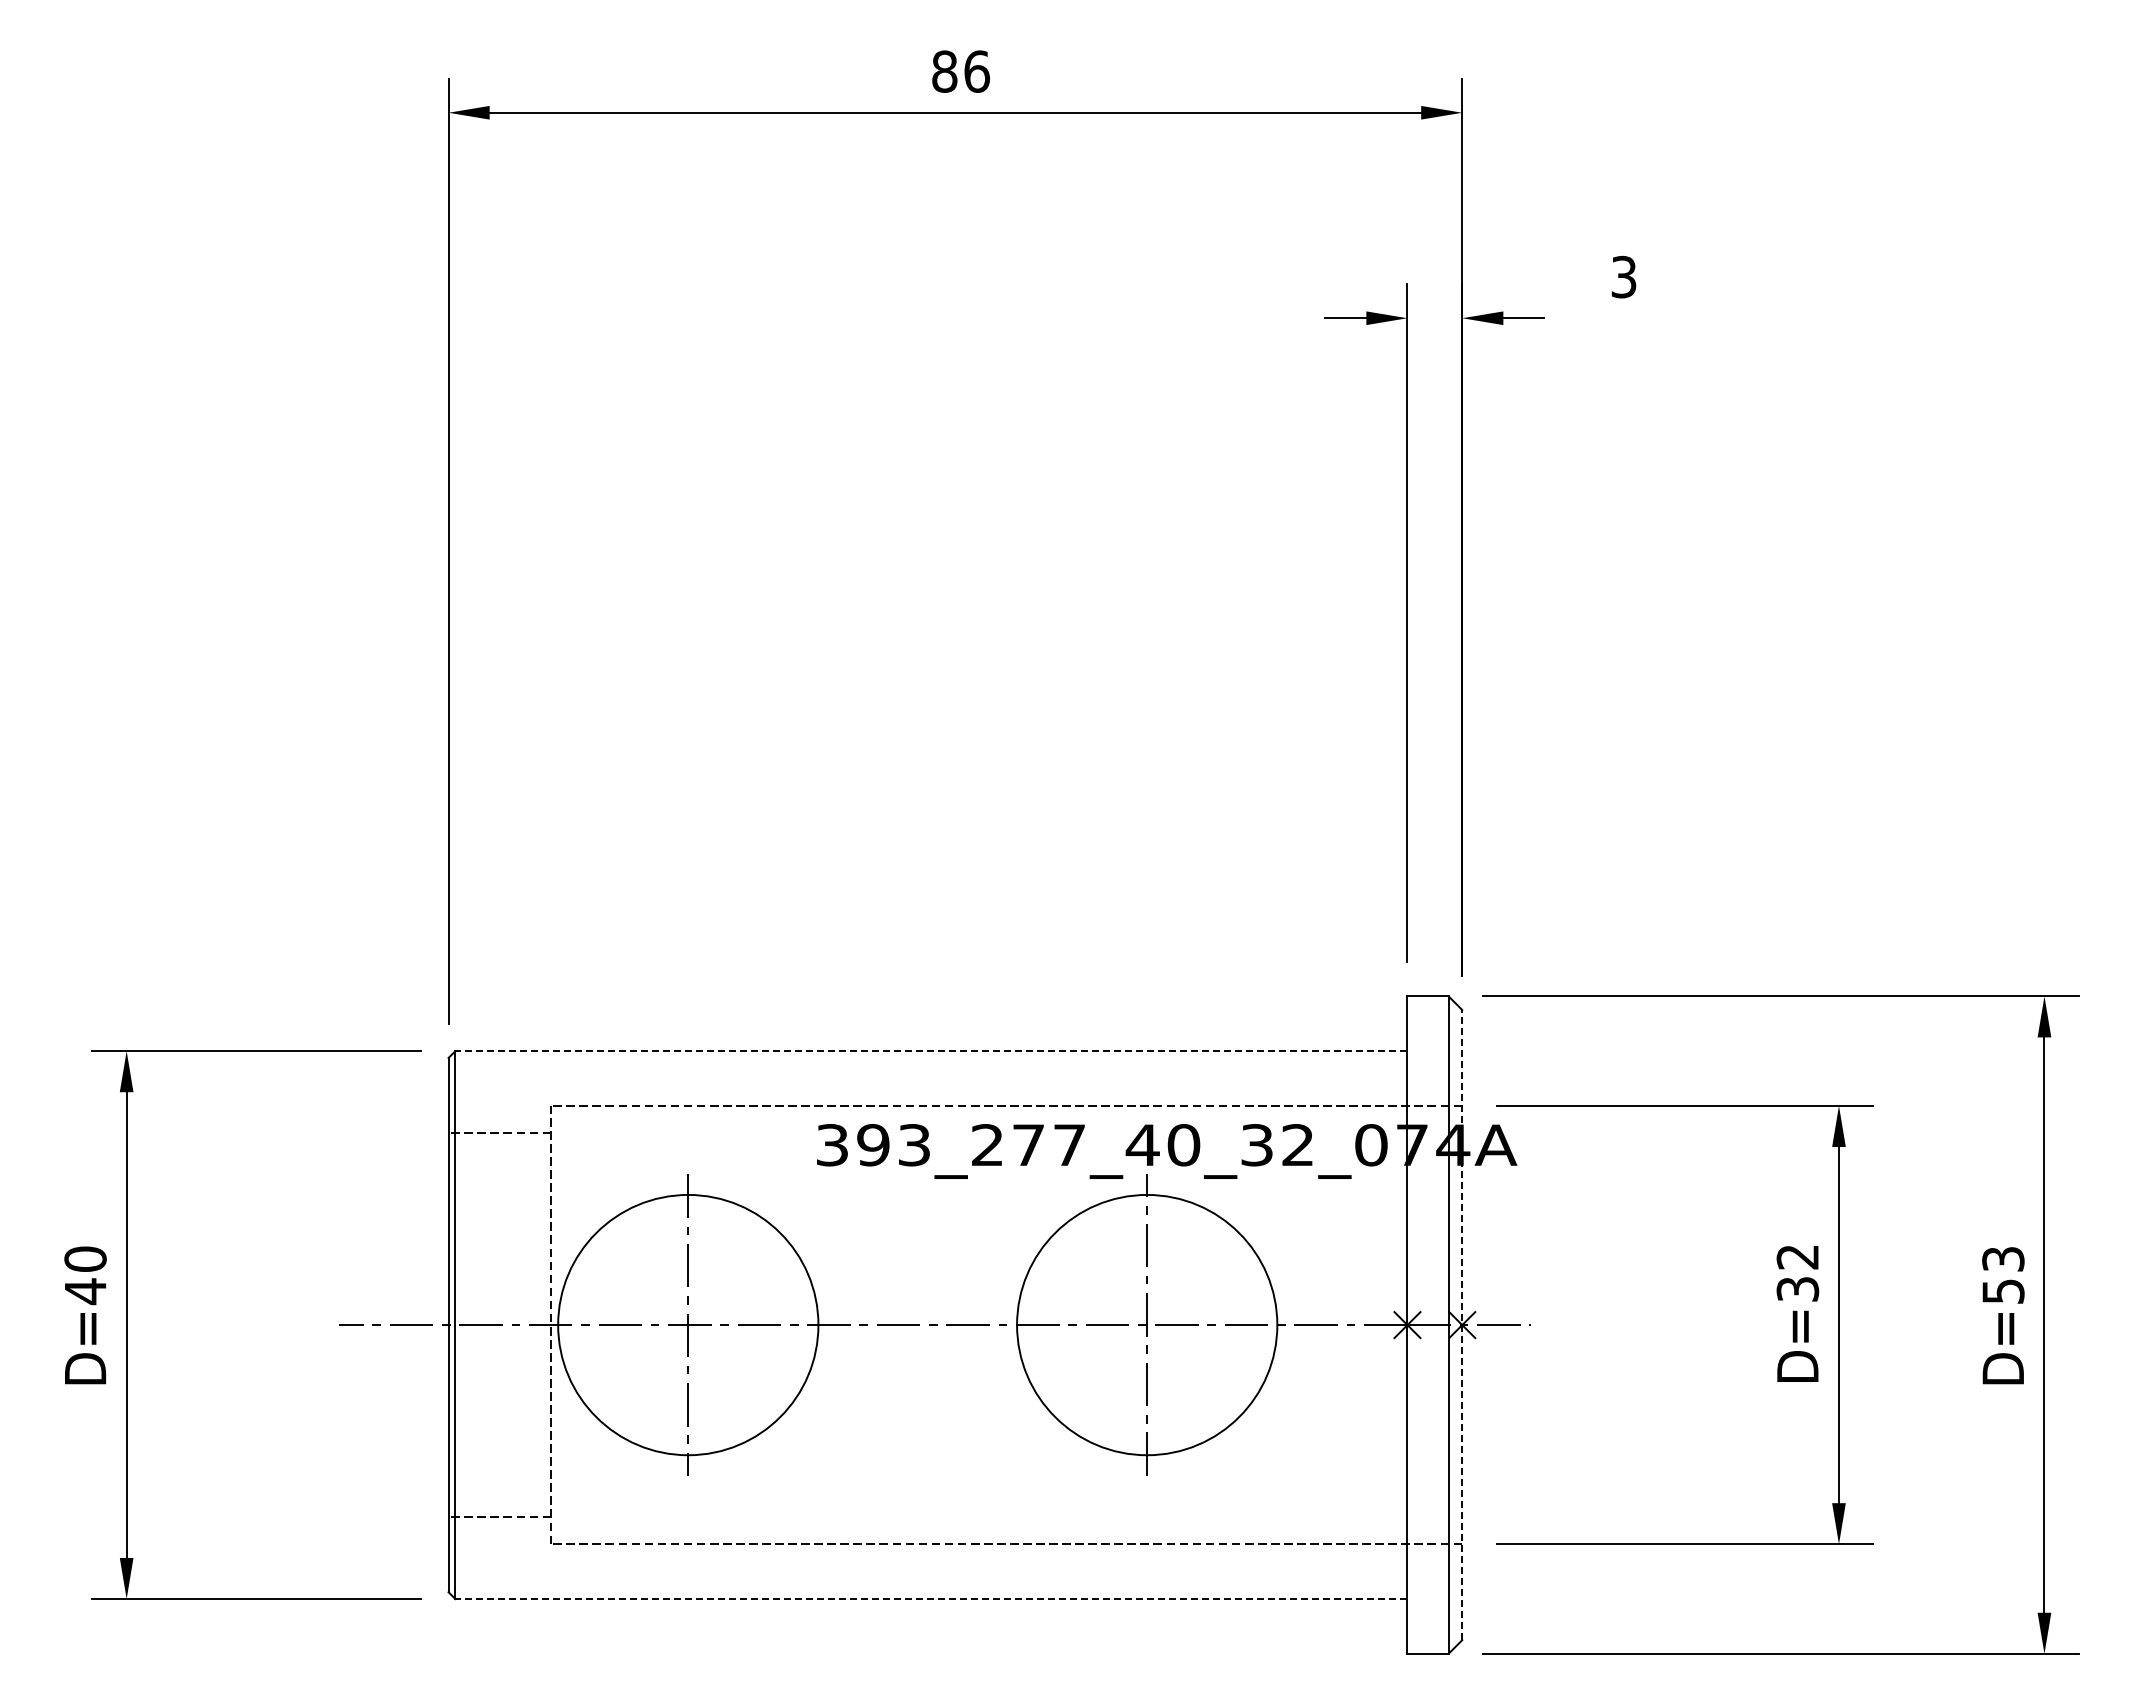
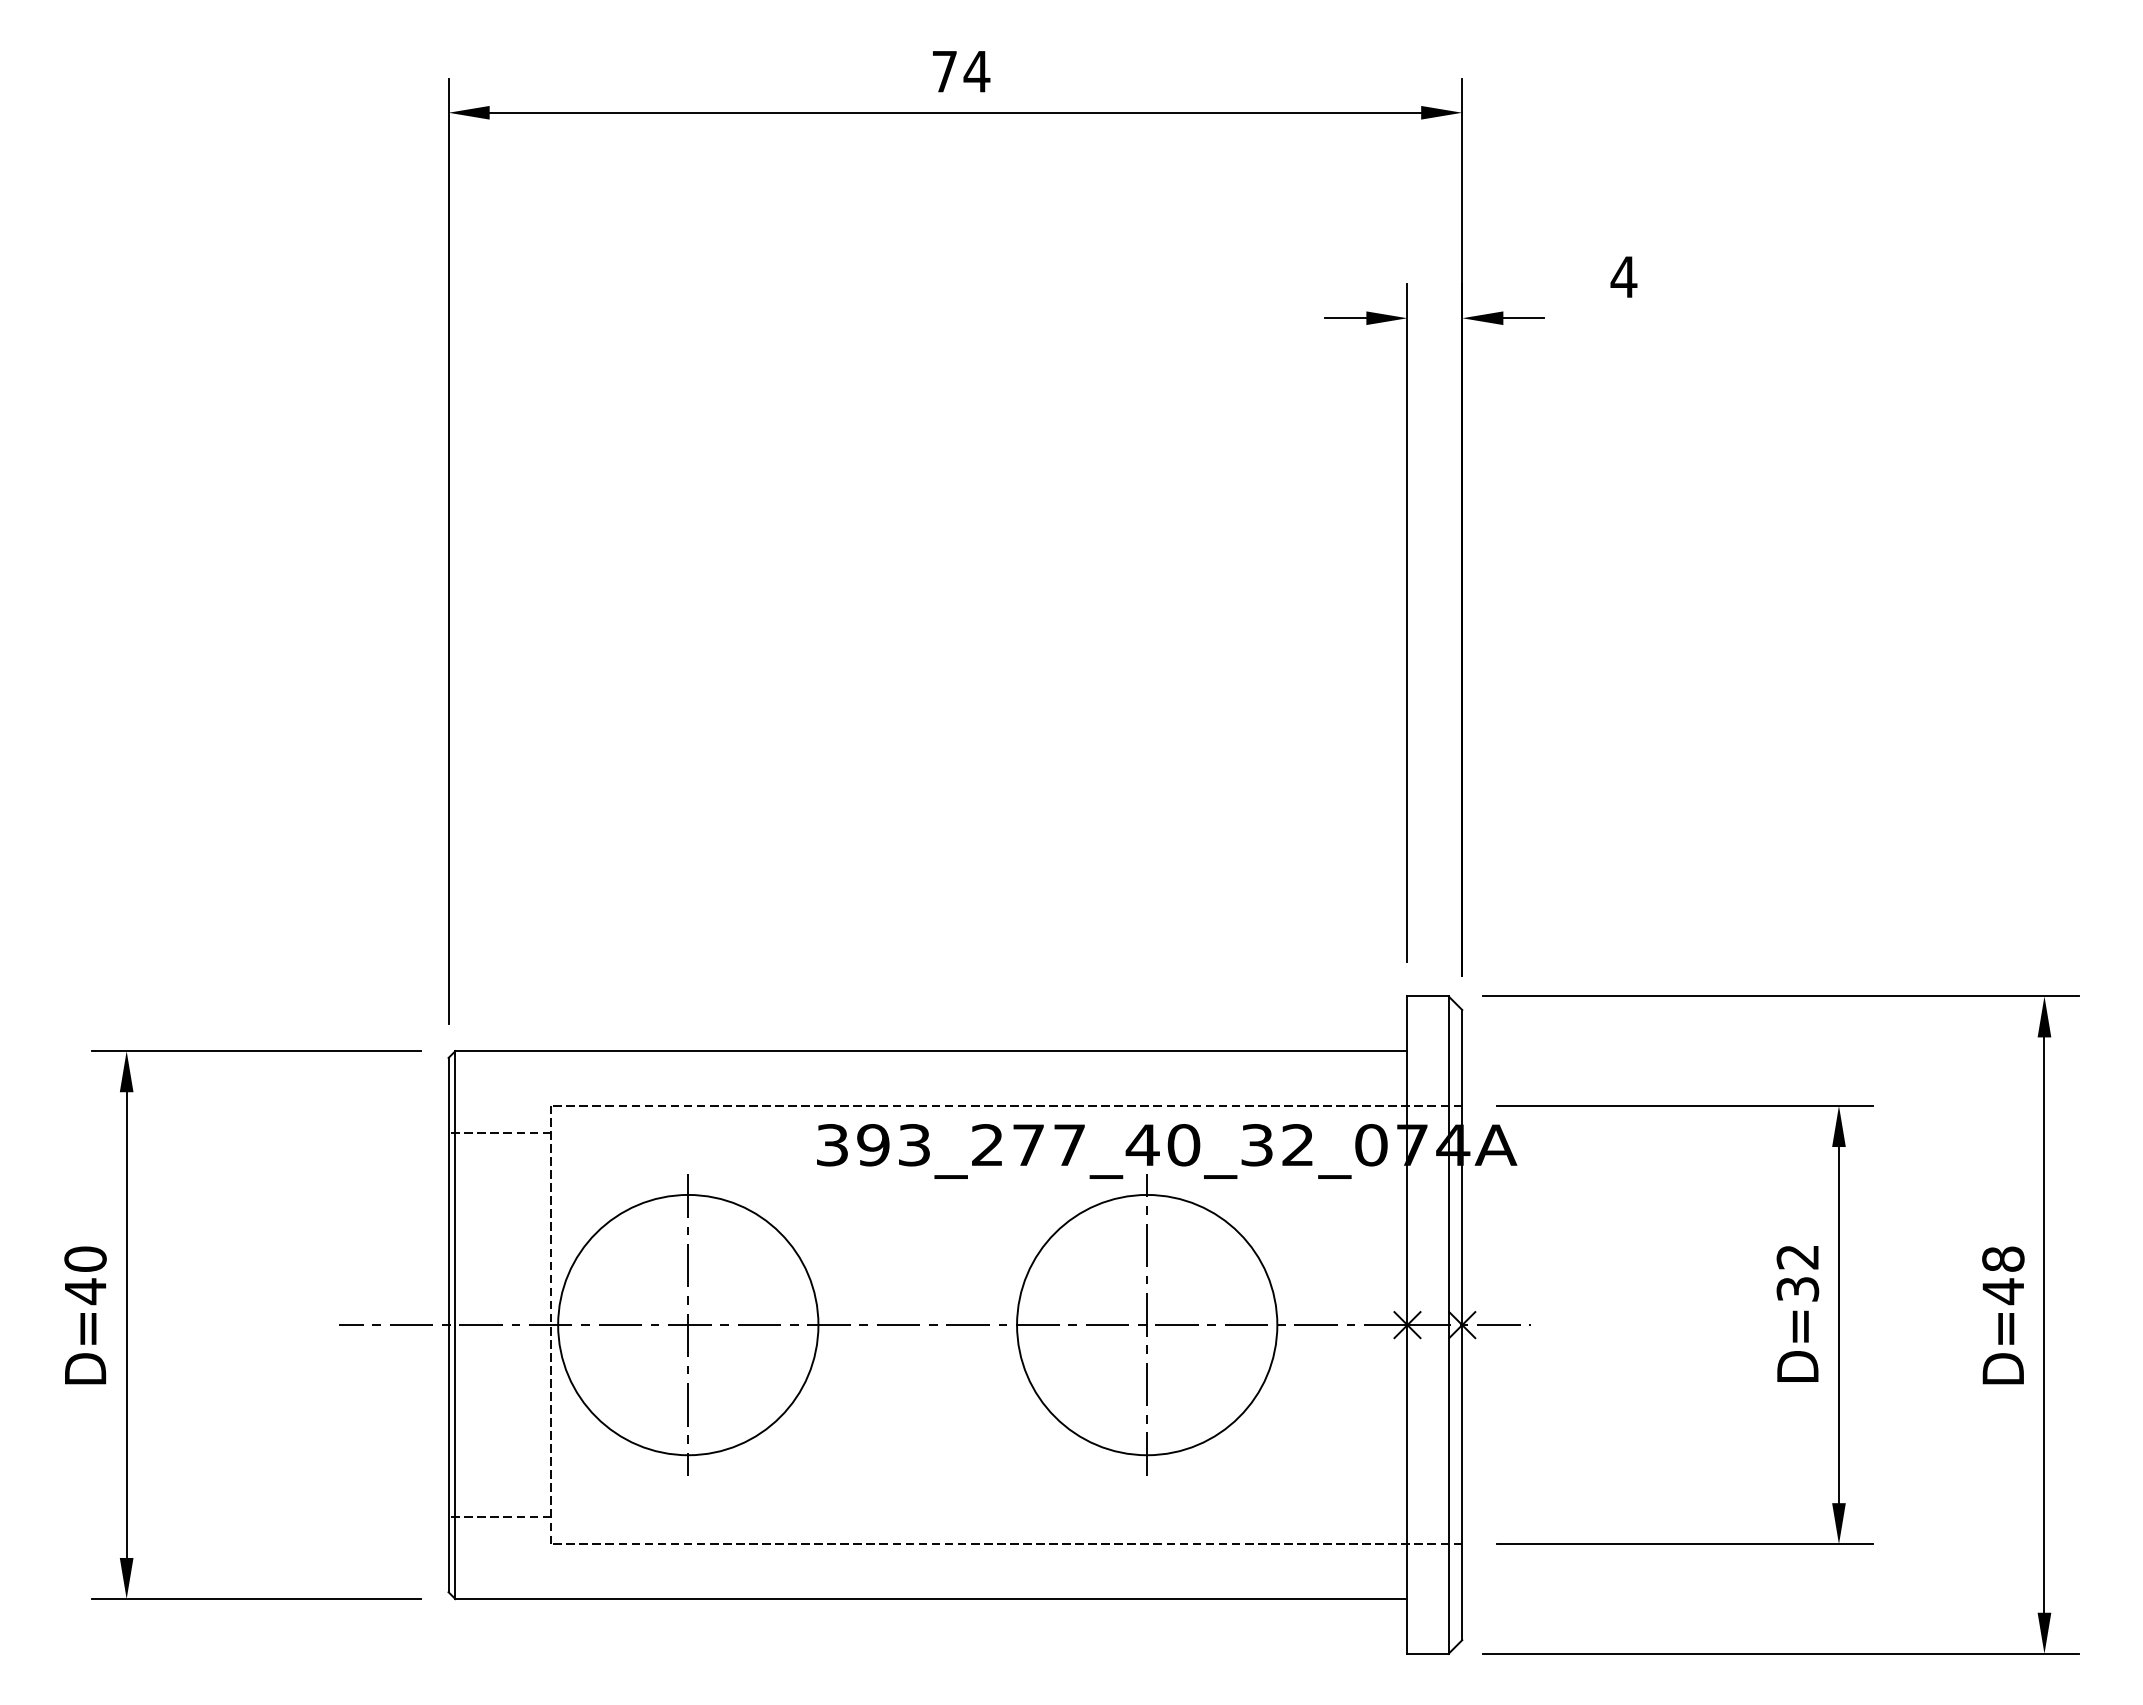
text: 86 -> 74 (961, 71)
text: 3 -> 4 (1623, 276)
line: dashed -> solid (930, 1051)
text: D=53 -> D=48 (2003, 1275)
line: dashed -> solid (1462, 1324)
line: dashed -> solid (930, 1599)
